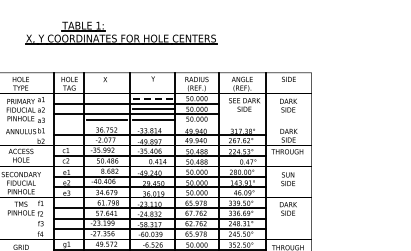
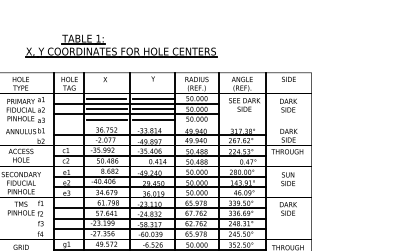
part position: (121, 32) -> (121, 45) (121, 45)
line: none -> present (106, 98)
line: dashed -> solid (154, 98)
line: none -> present (106, 109)
